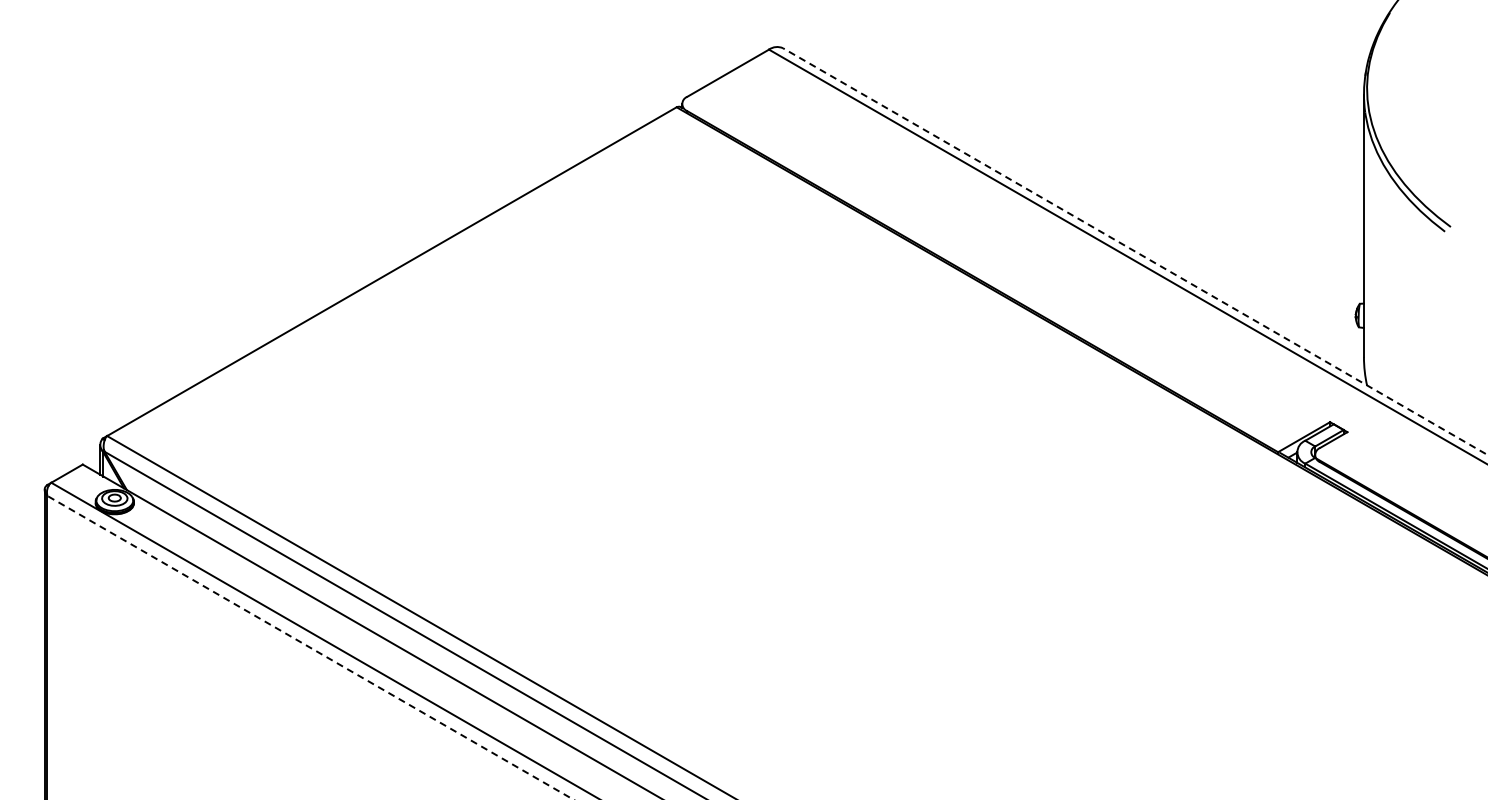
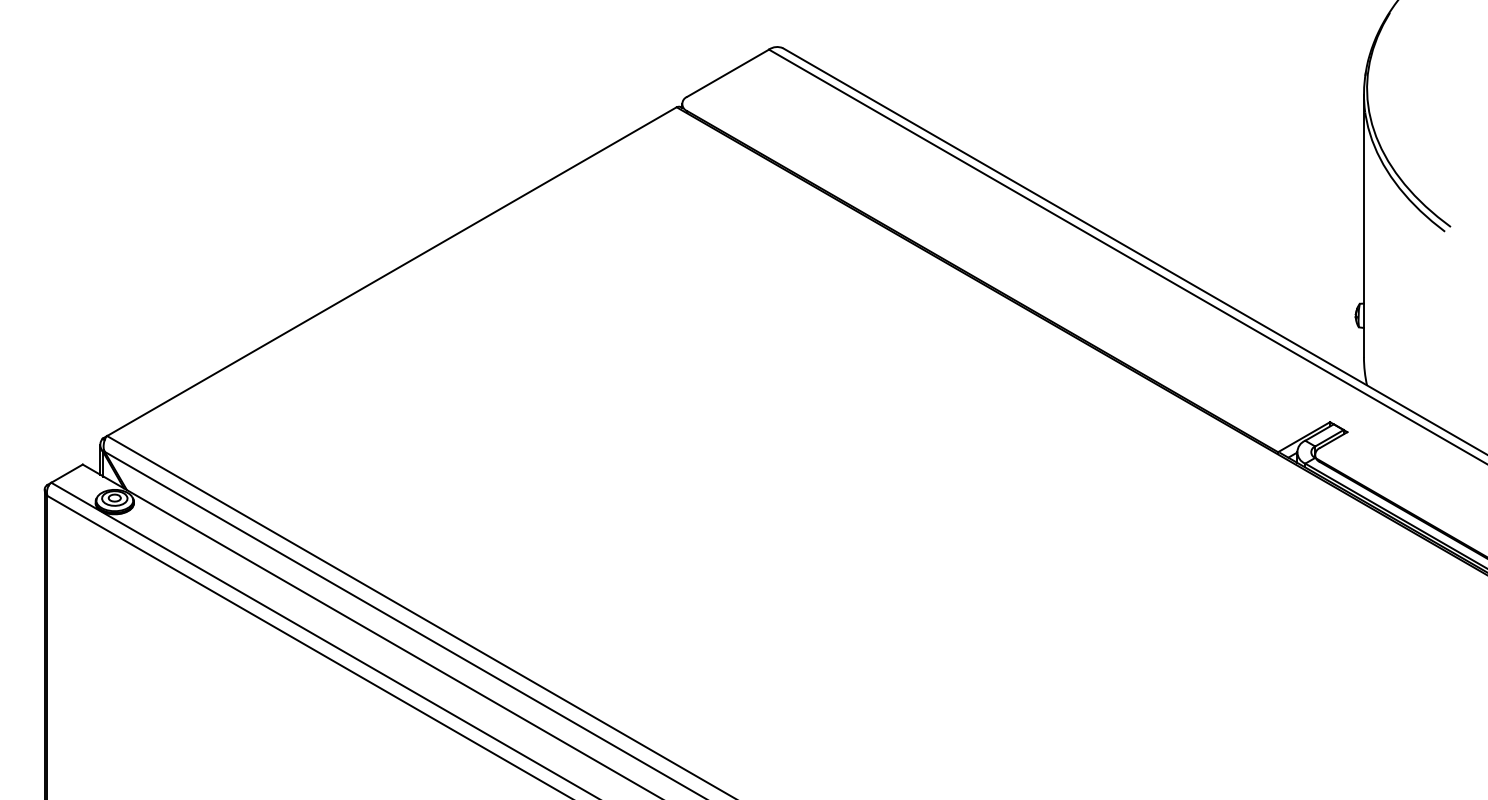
line: dashed -> solid (1135, 251)
line: dashed -> solid (310, 647)
